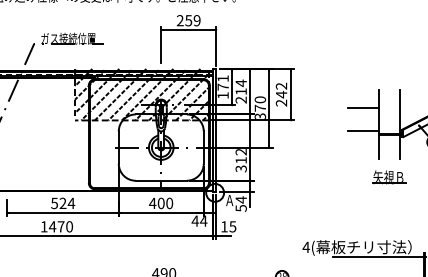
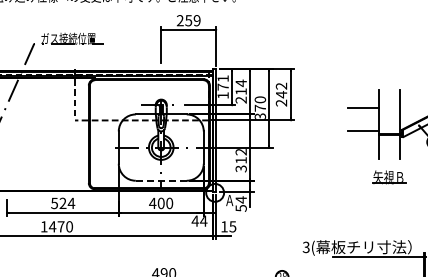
hatch: present -> none (141, 94)
line: solid -> dashed (160, 180)
text: 4( -> 3( (305, 247)
